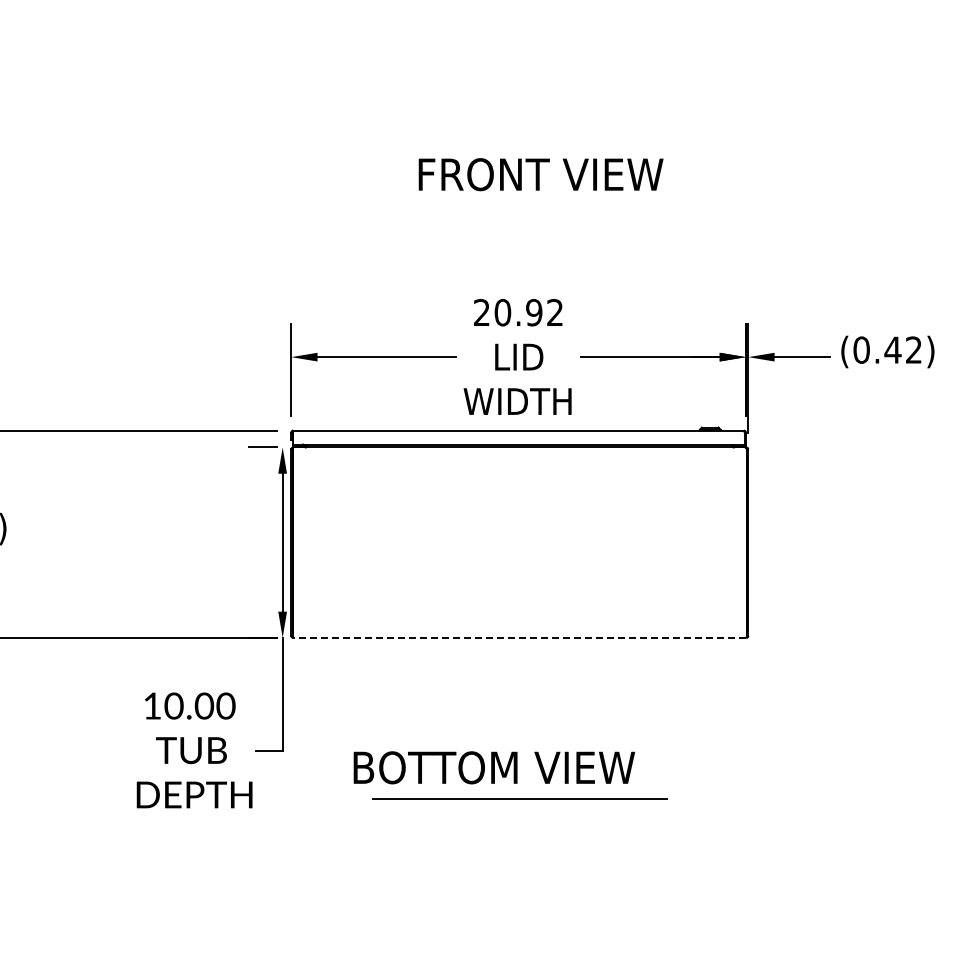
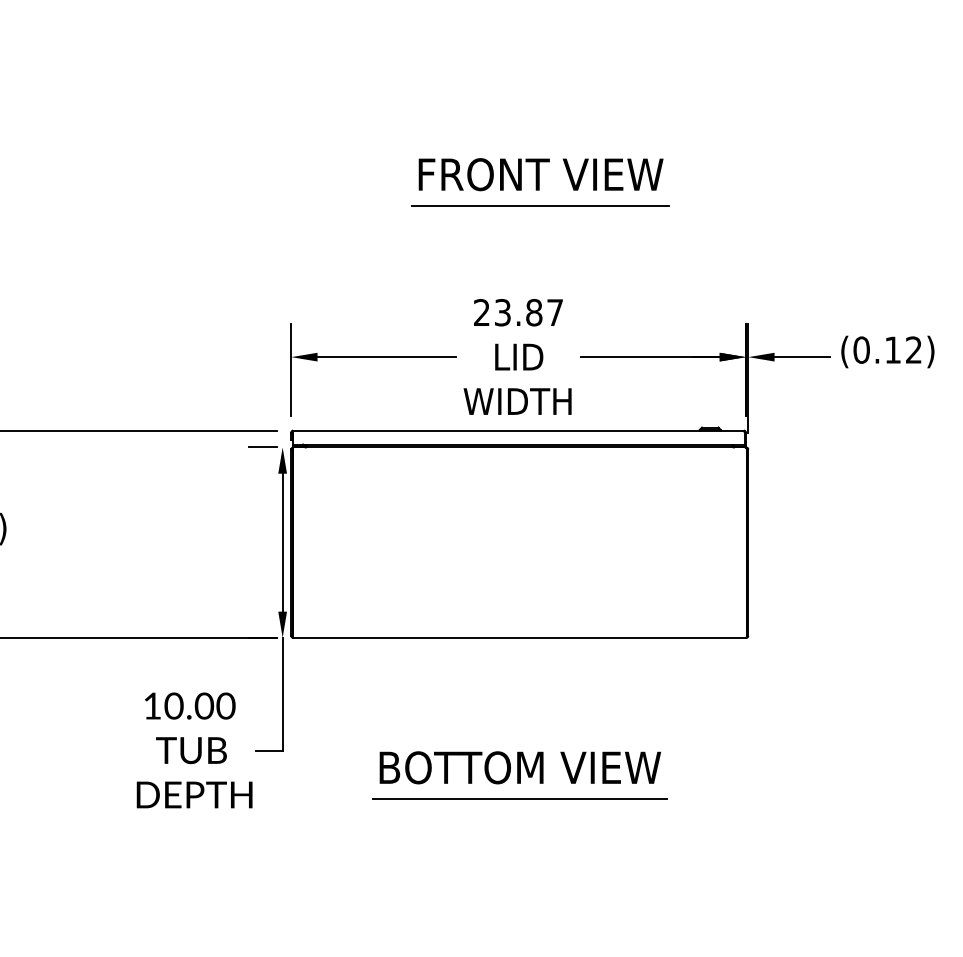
line: none -> present (539, 206)
text: 20.92 -> 23.87 (528, 312)
text: (0.42) -> (0.12) (892, 349)
line: dashed -> solid (519, 637)
text position: (493, 767) -> (519, 767) (519, 767)
